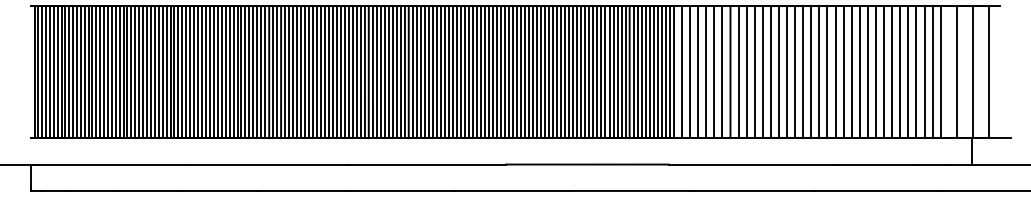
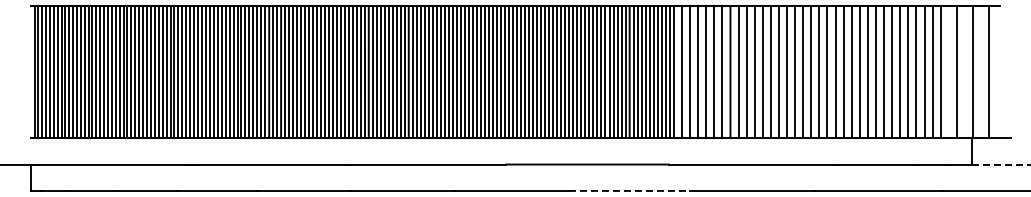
line: solid -> dashed (1001, 164)
line: solid -> dashed (629, 190)
